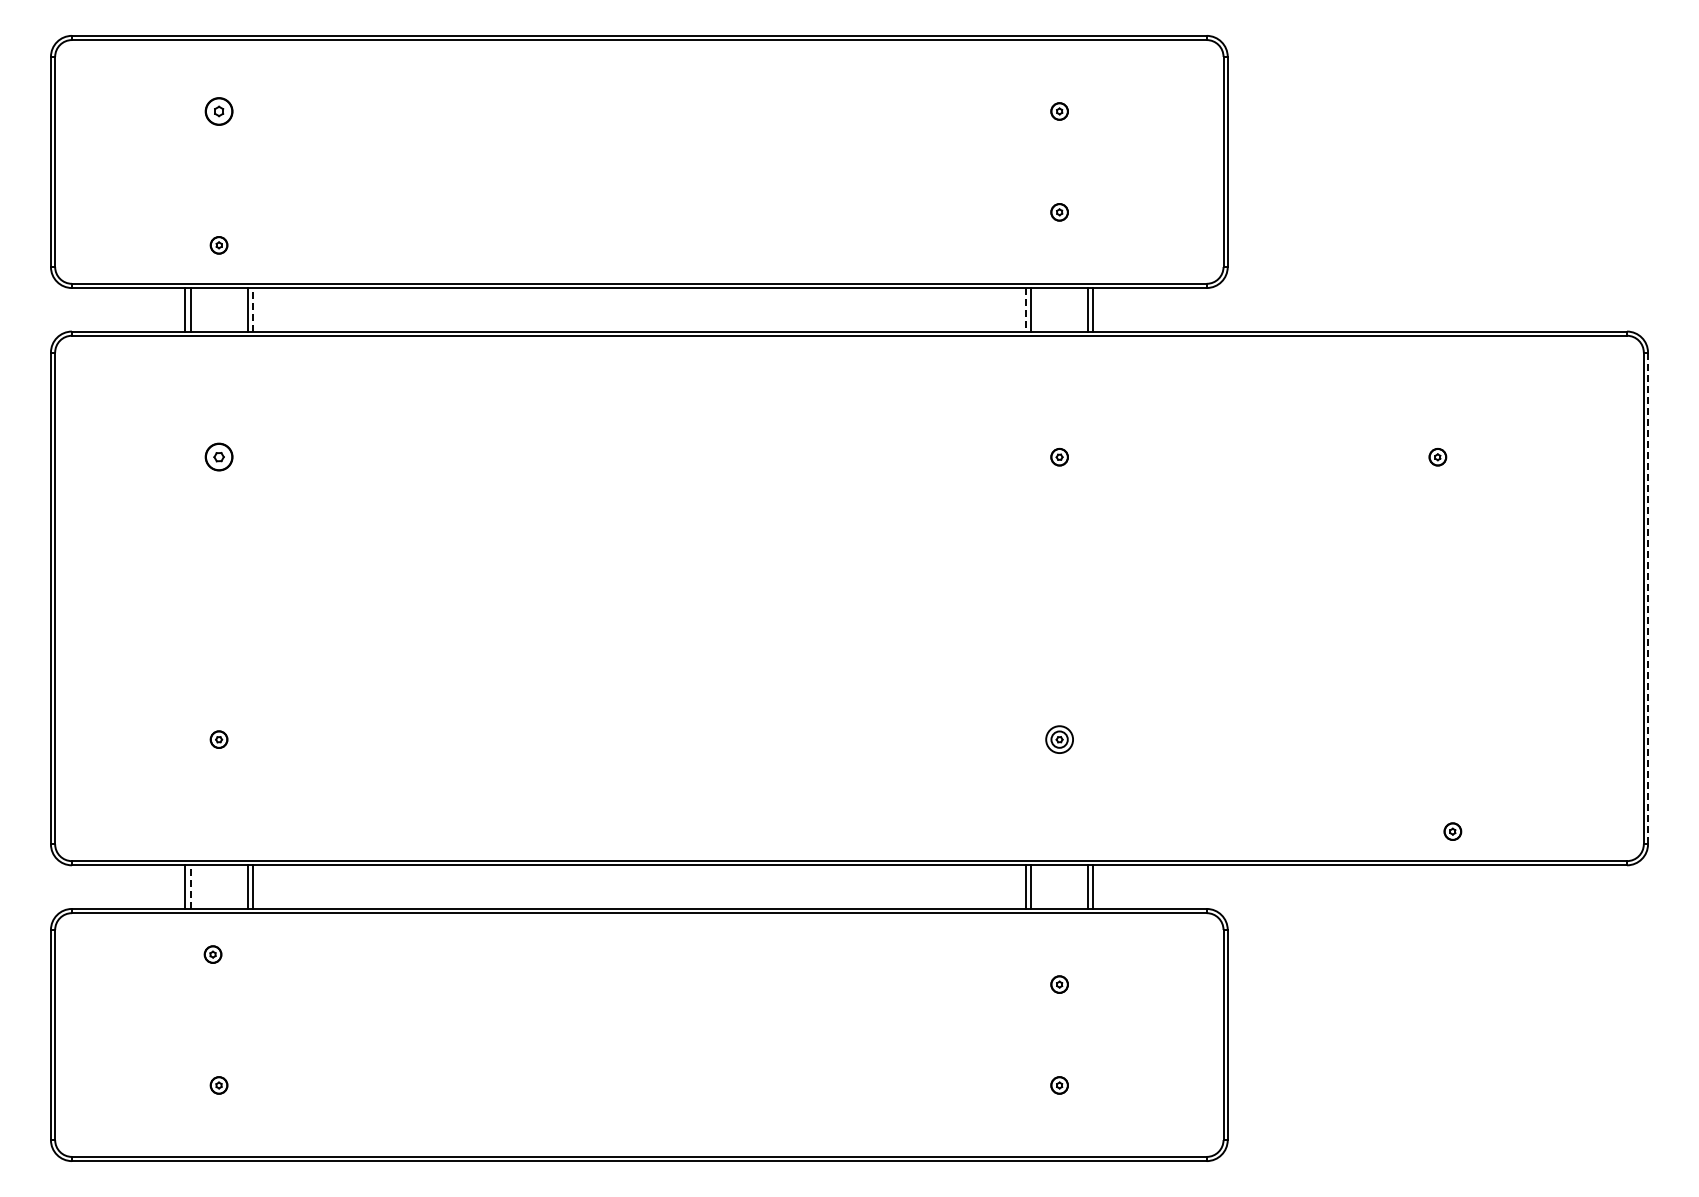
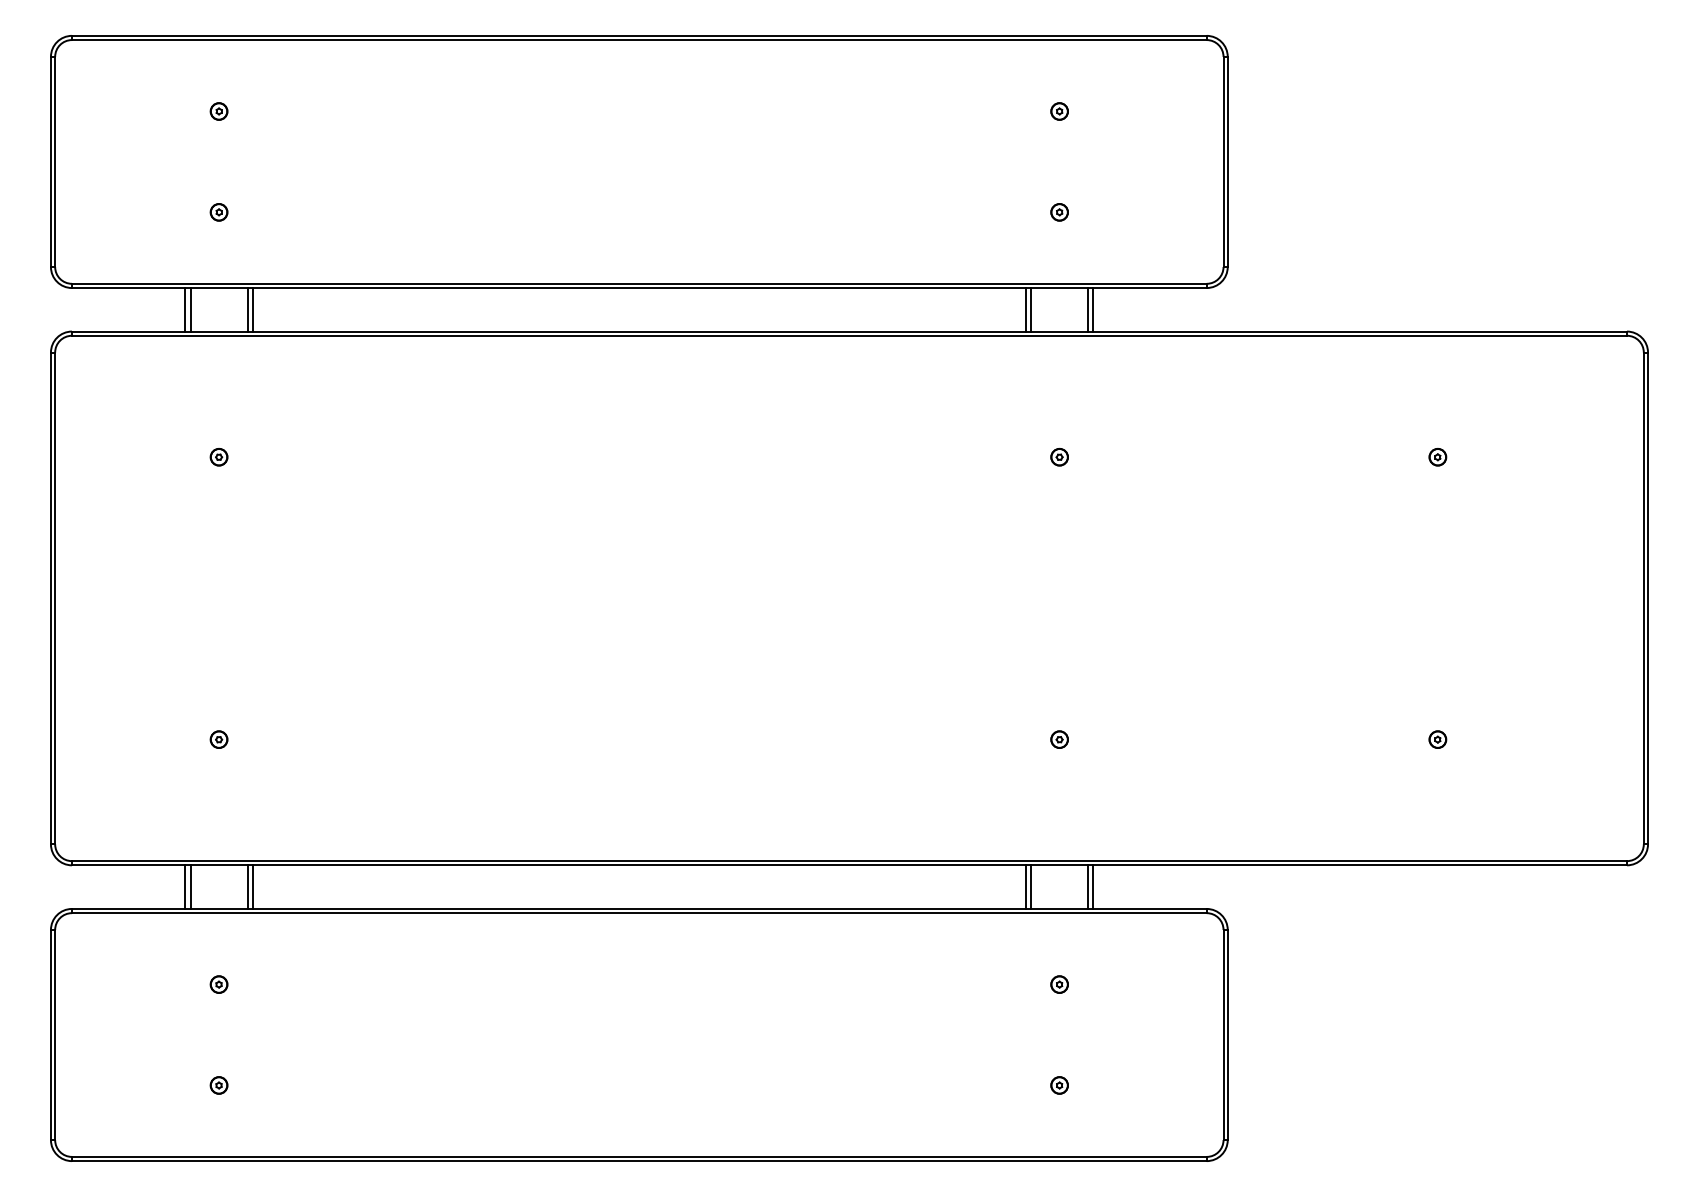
part size: 30x29 px -> 20x19 px (218, 111)
part position: (218, 245) -> (218, 212) (218, 212)
line: dashed -> solid (252, 309)
line: dashed -> solid (1026, 309)
part size: 30x30 px -> 20x19 px (218, 457)
line: dashed -> solid (1648, 598)
circle diameter: 27 px -> 17 px (1059, 739)
part position: (1452, 831) -> (1437, 739) (1437, 739)
line: dashed -> solid (190, 887)
part position: (212, 954) -> (218, 984) (218, 984)
